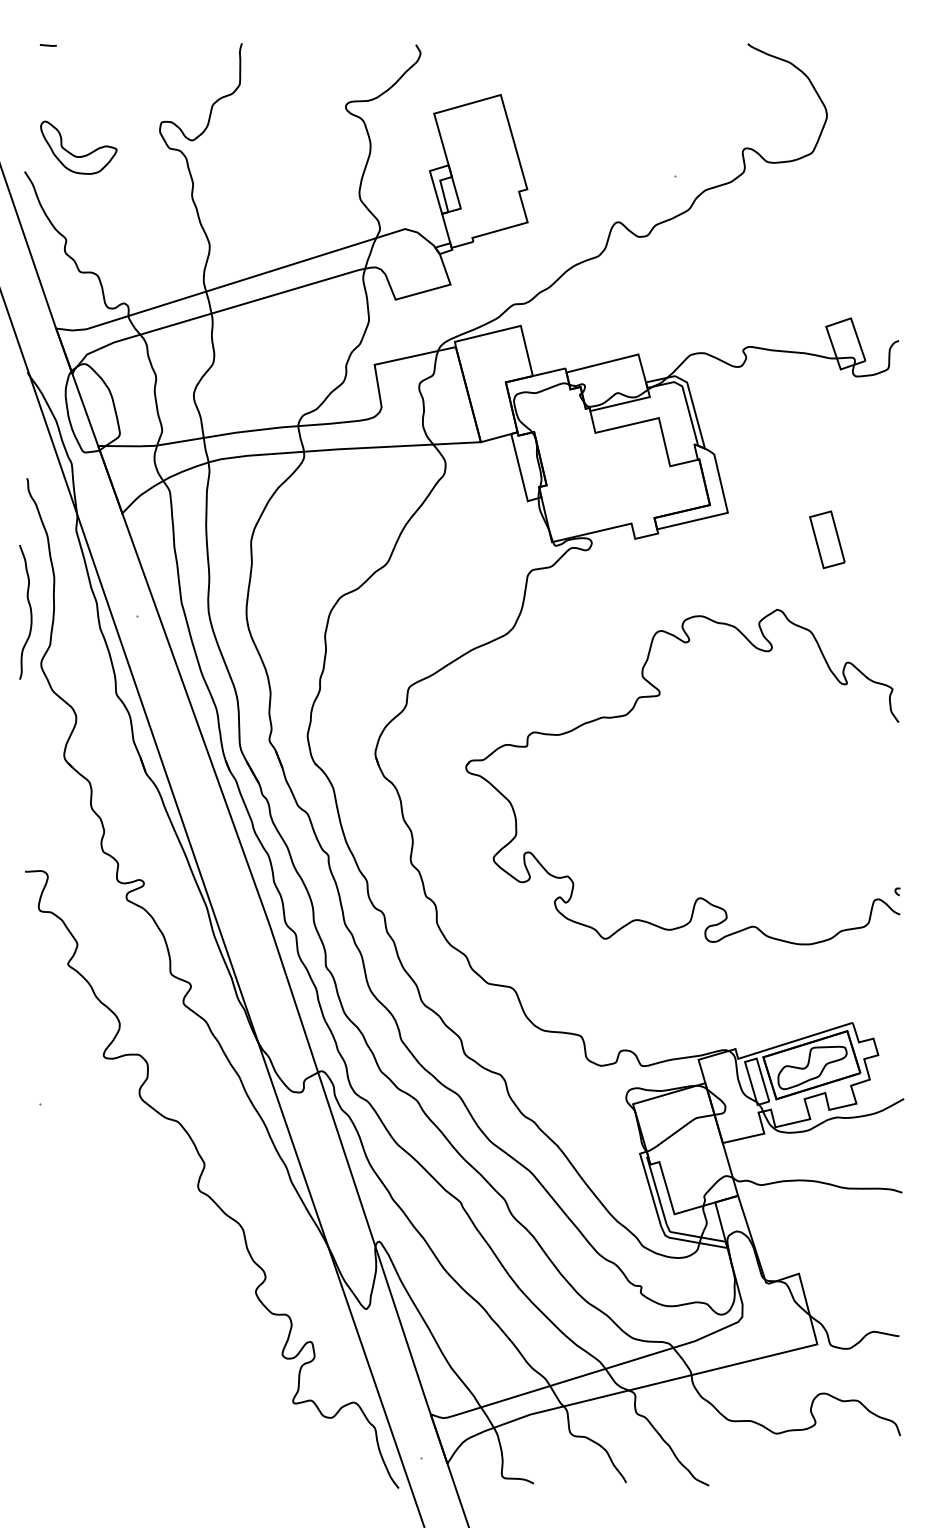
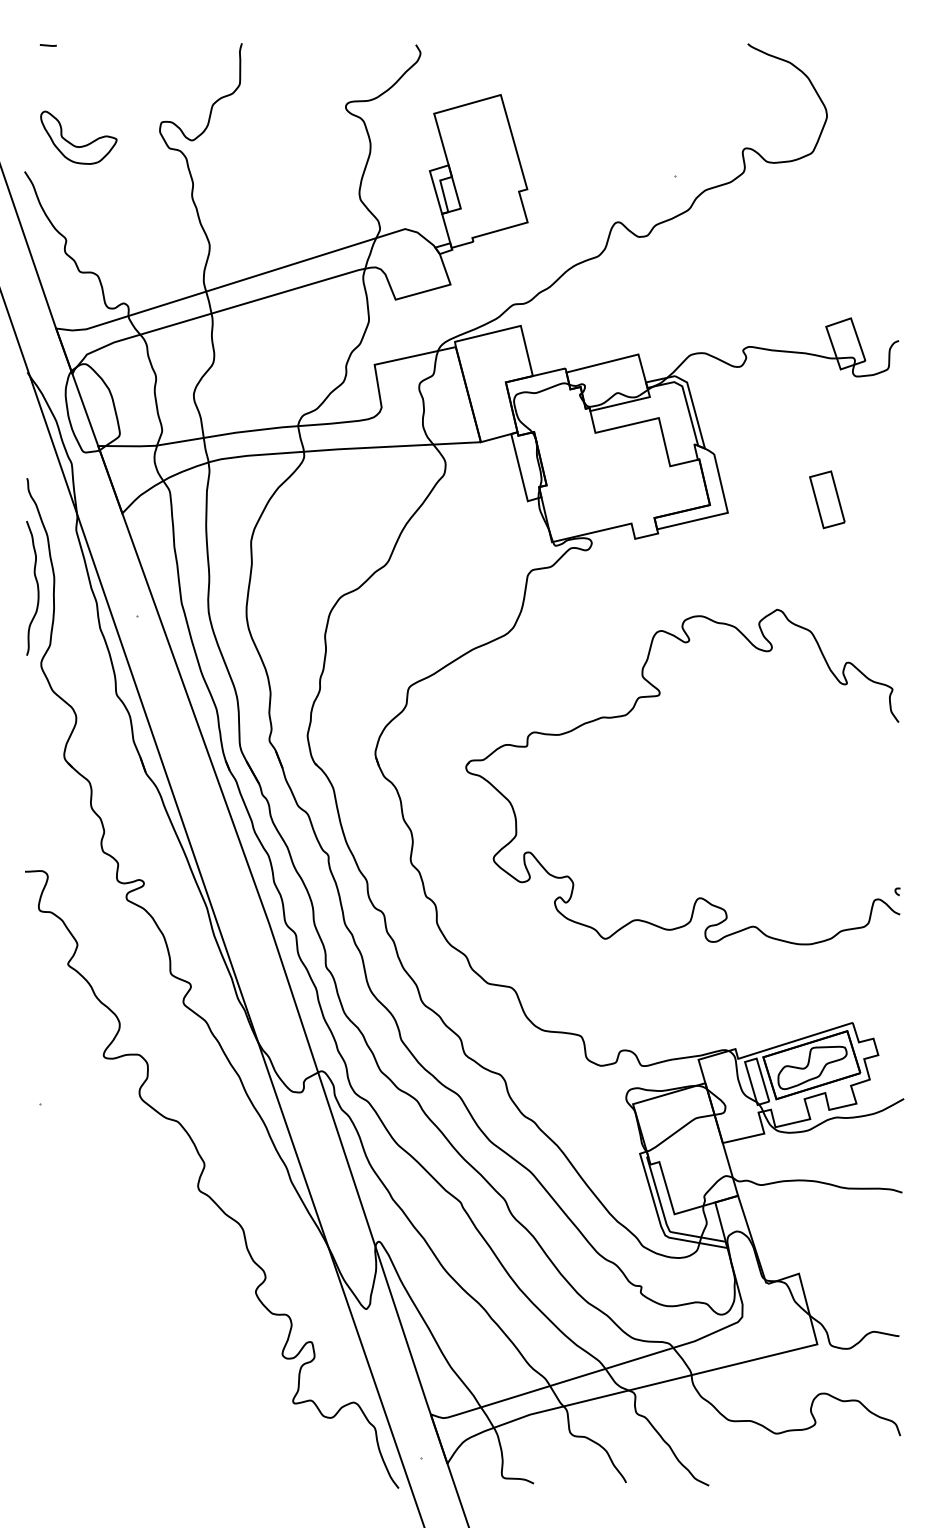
part position: (76, 155) -> (76, 145) (76, 145)
part position: (827, 539) -> (827, 499) (827, 499)
curve position: (29, 608) -> (36, 584) (36, 584)
